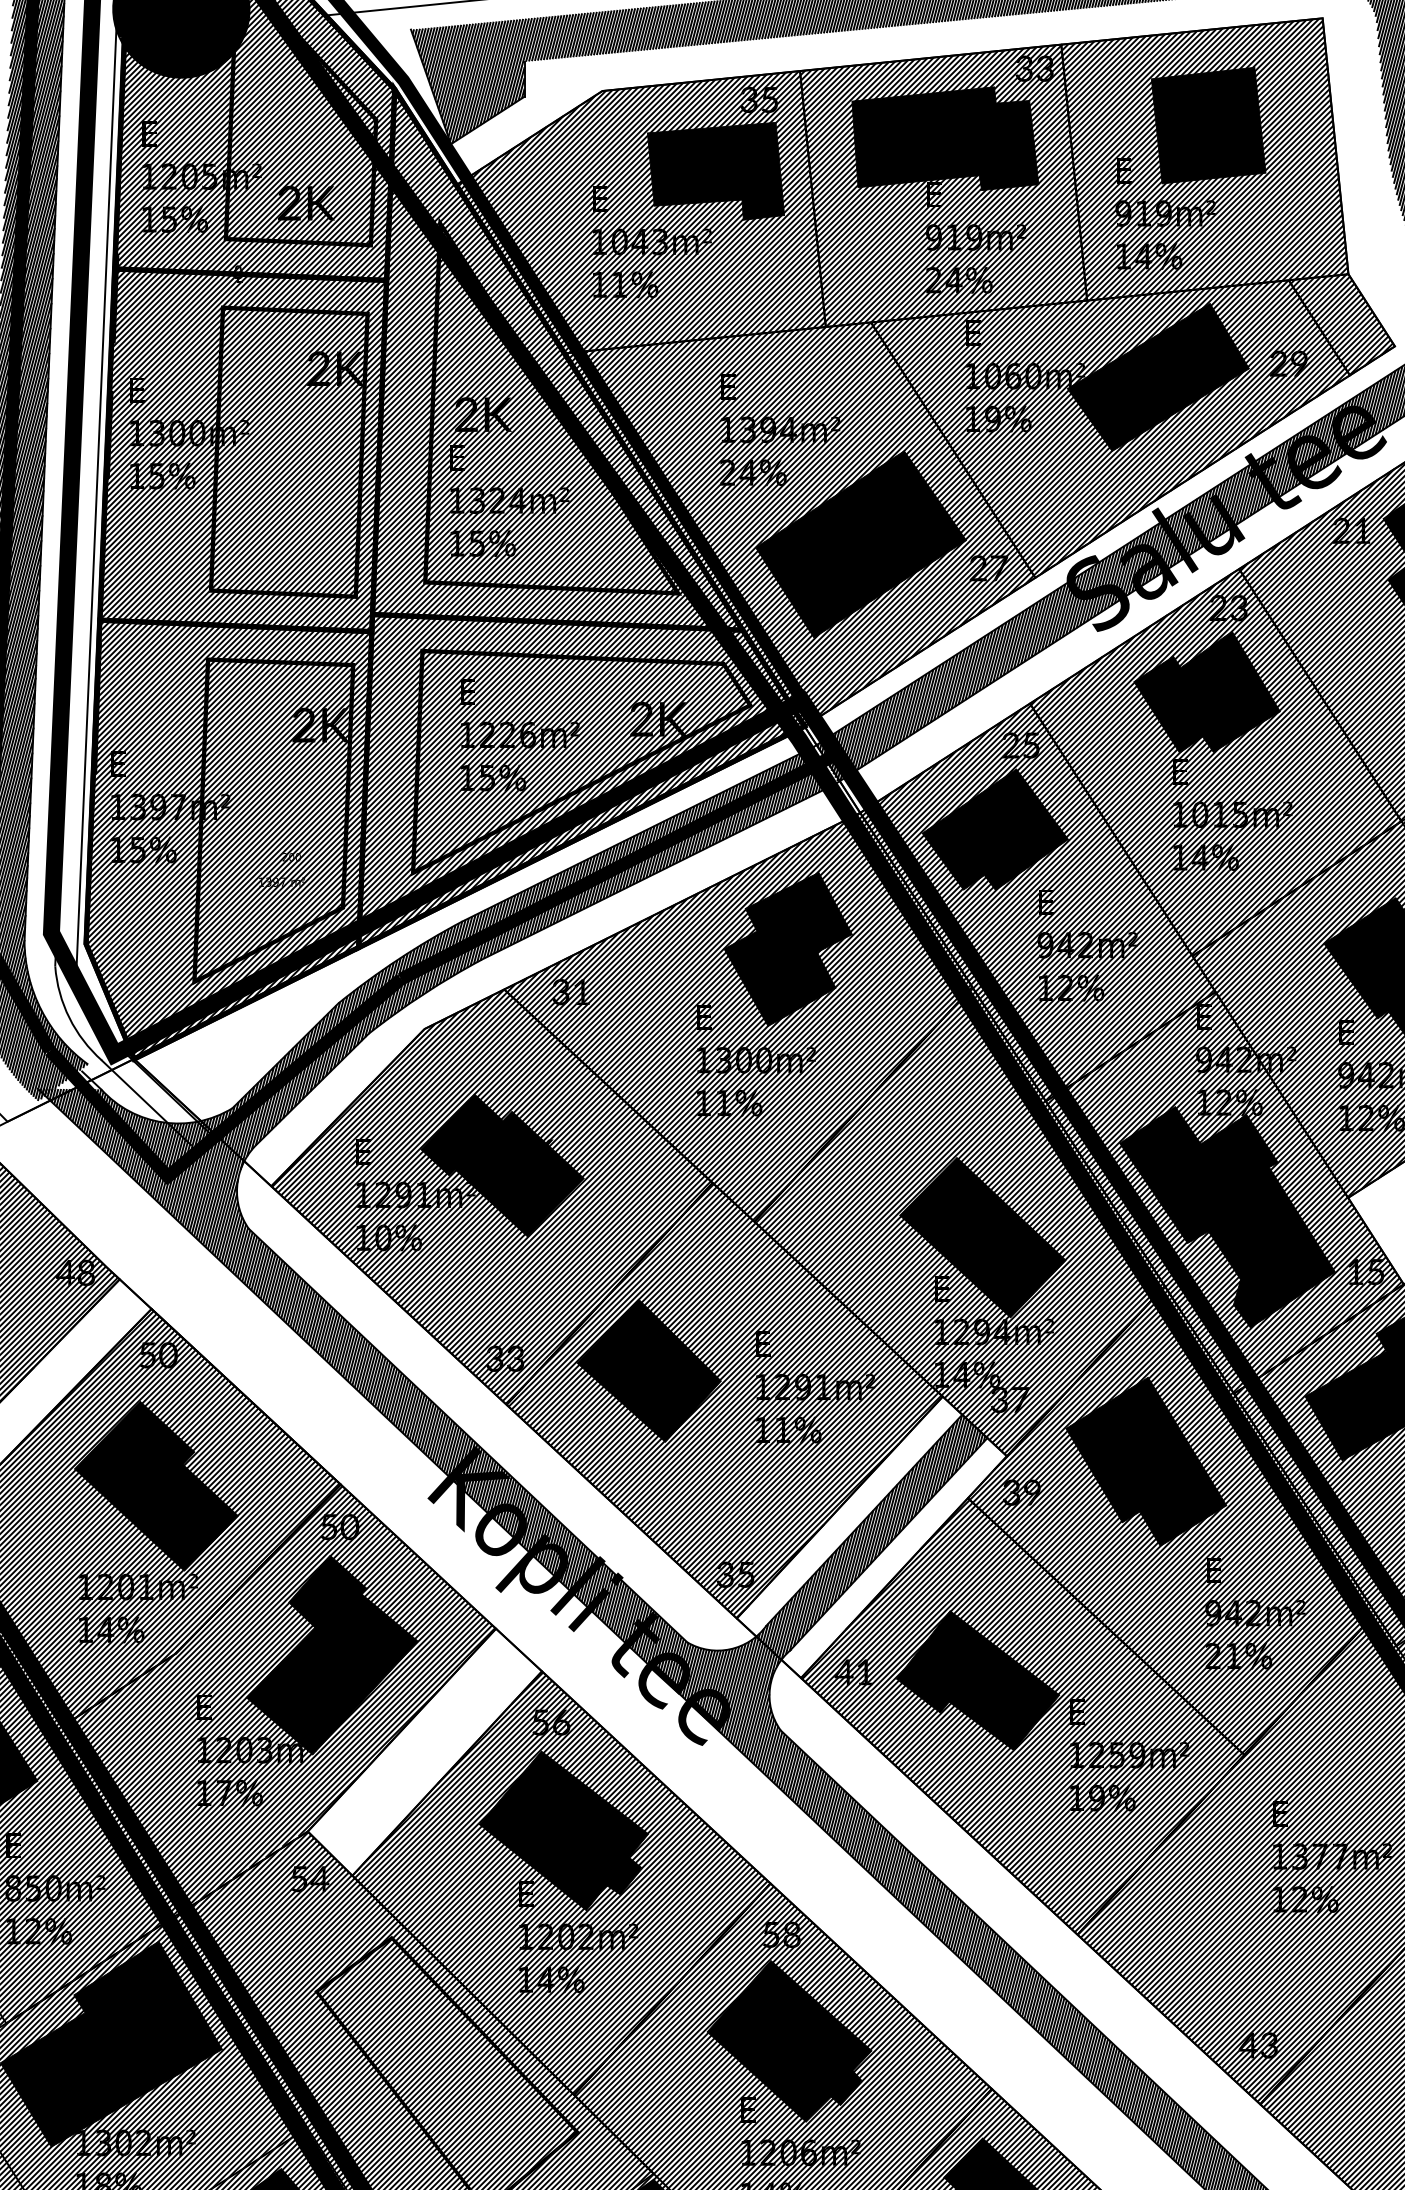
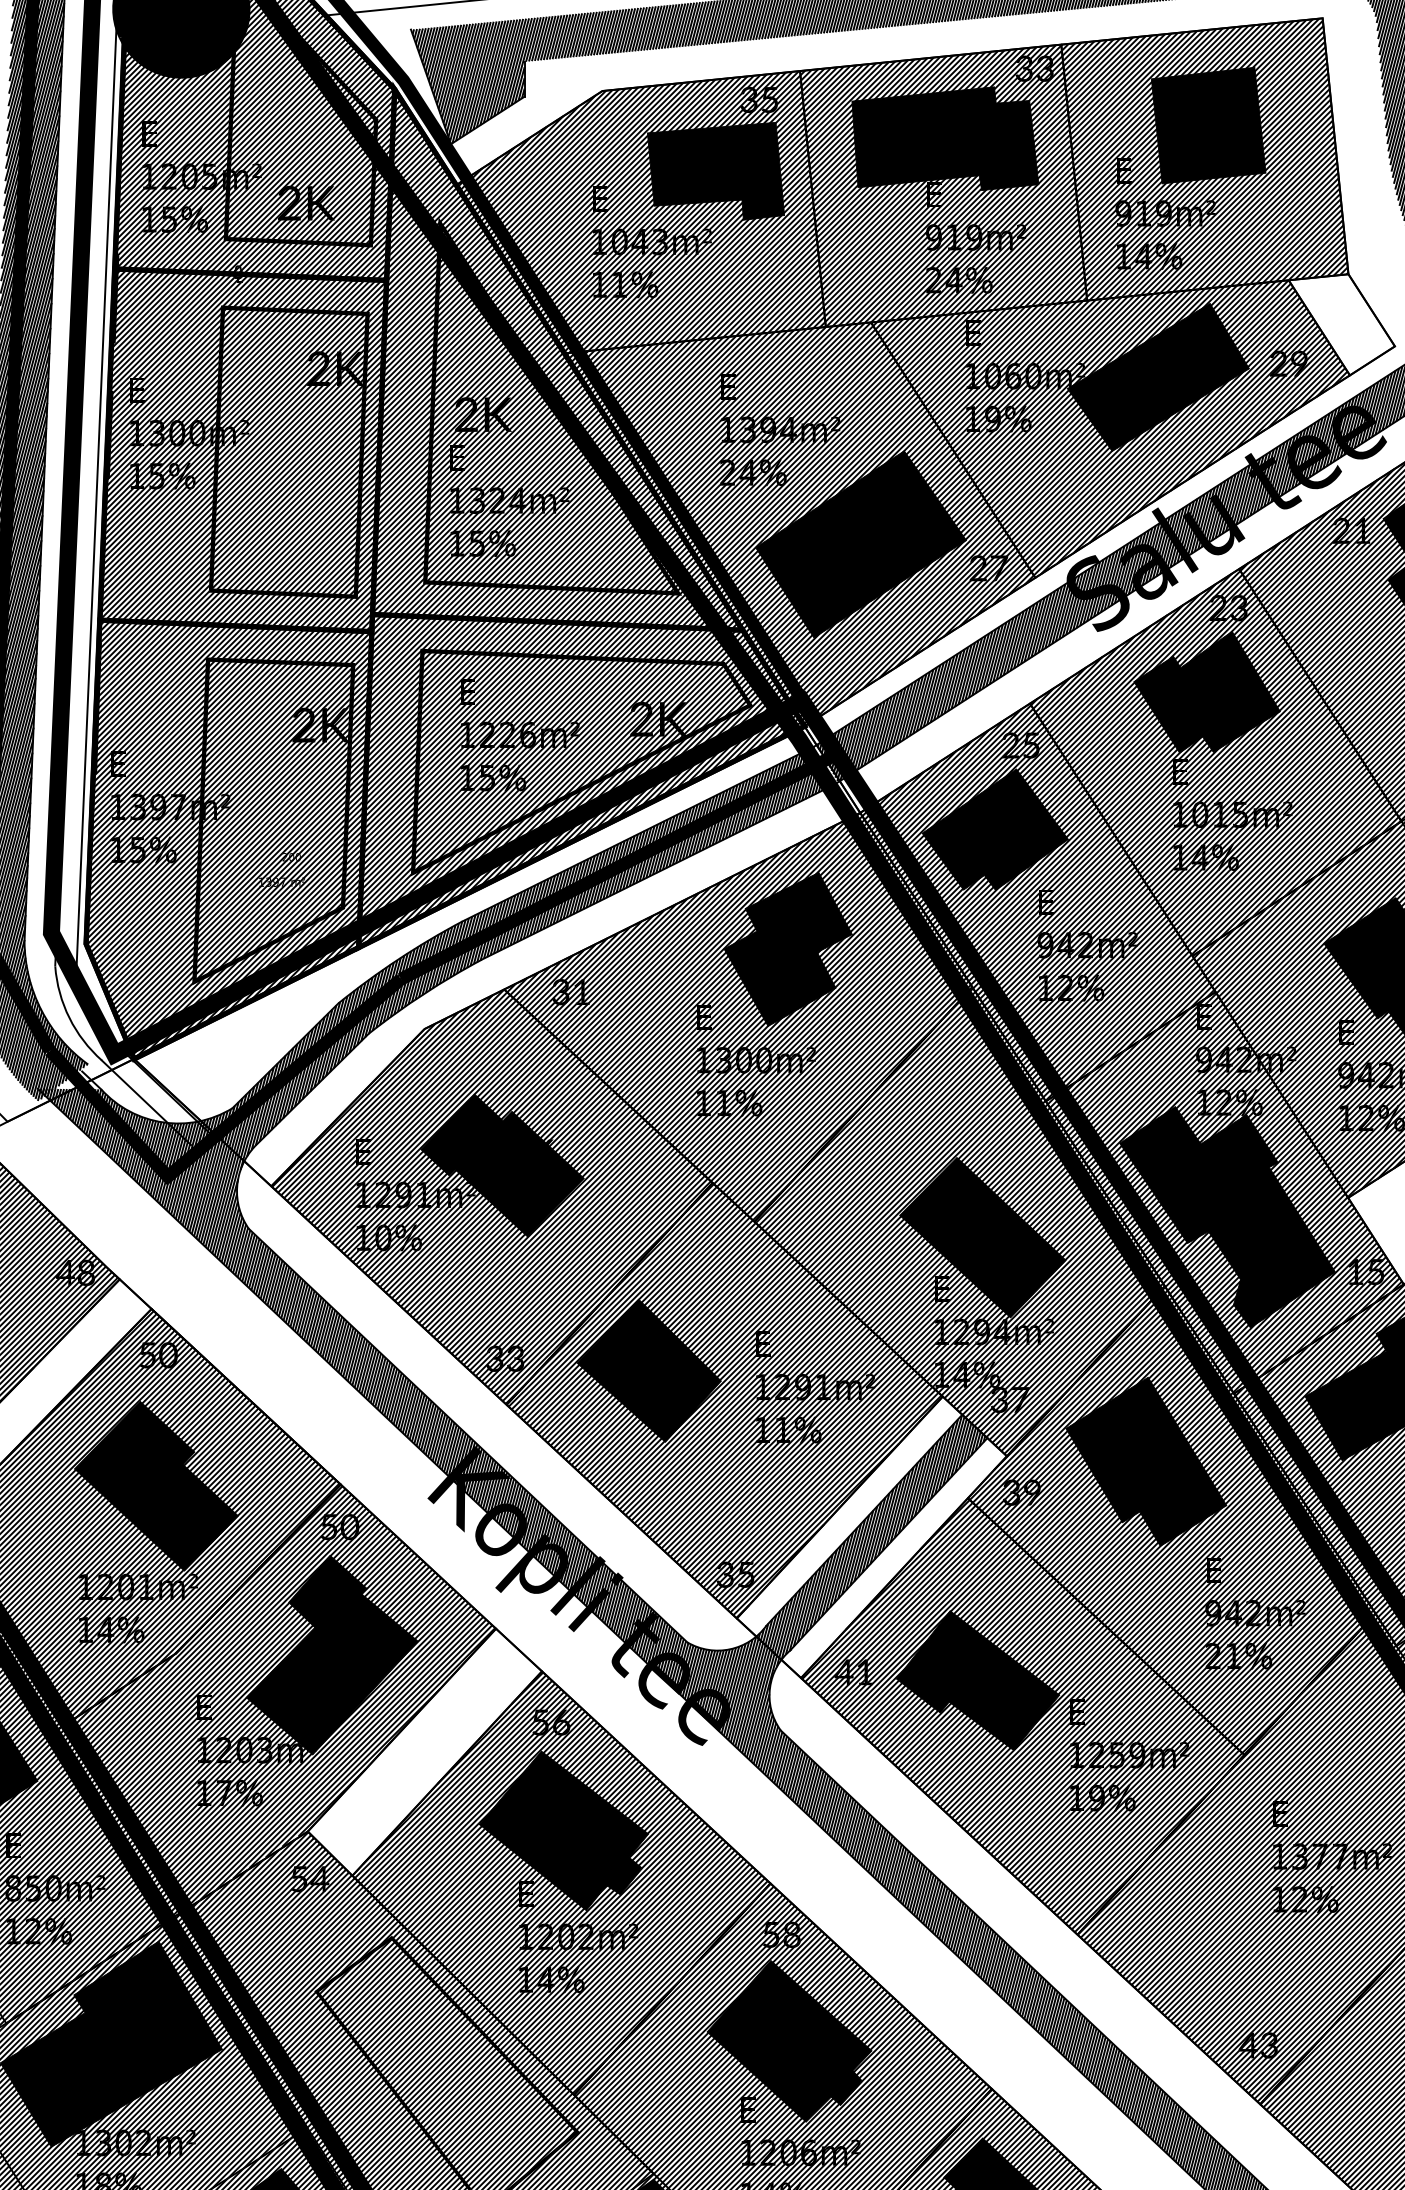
hatch: present -> none (1341, 324)
